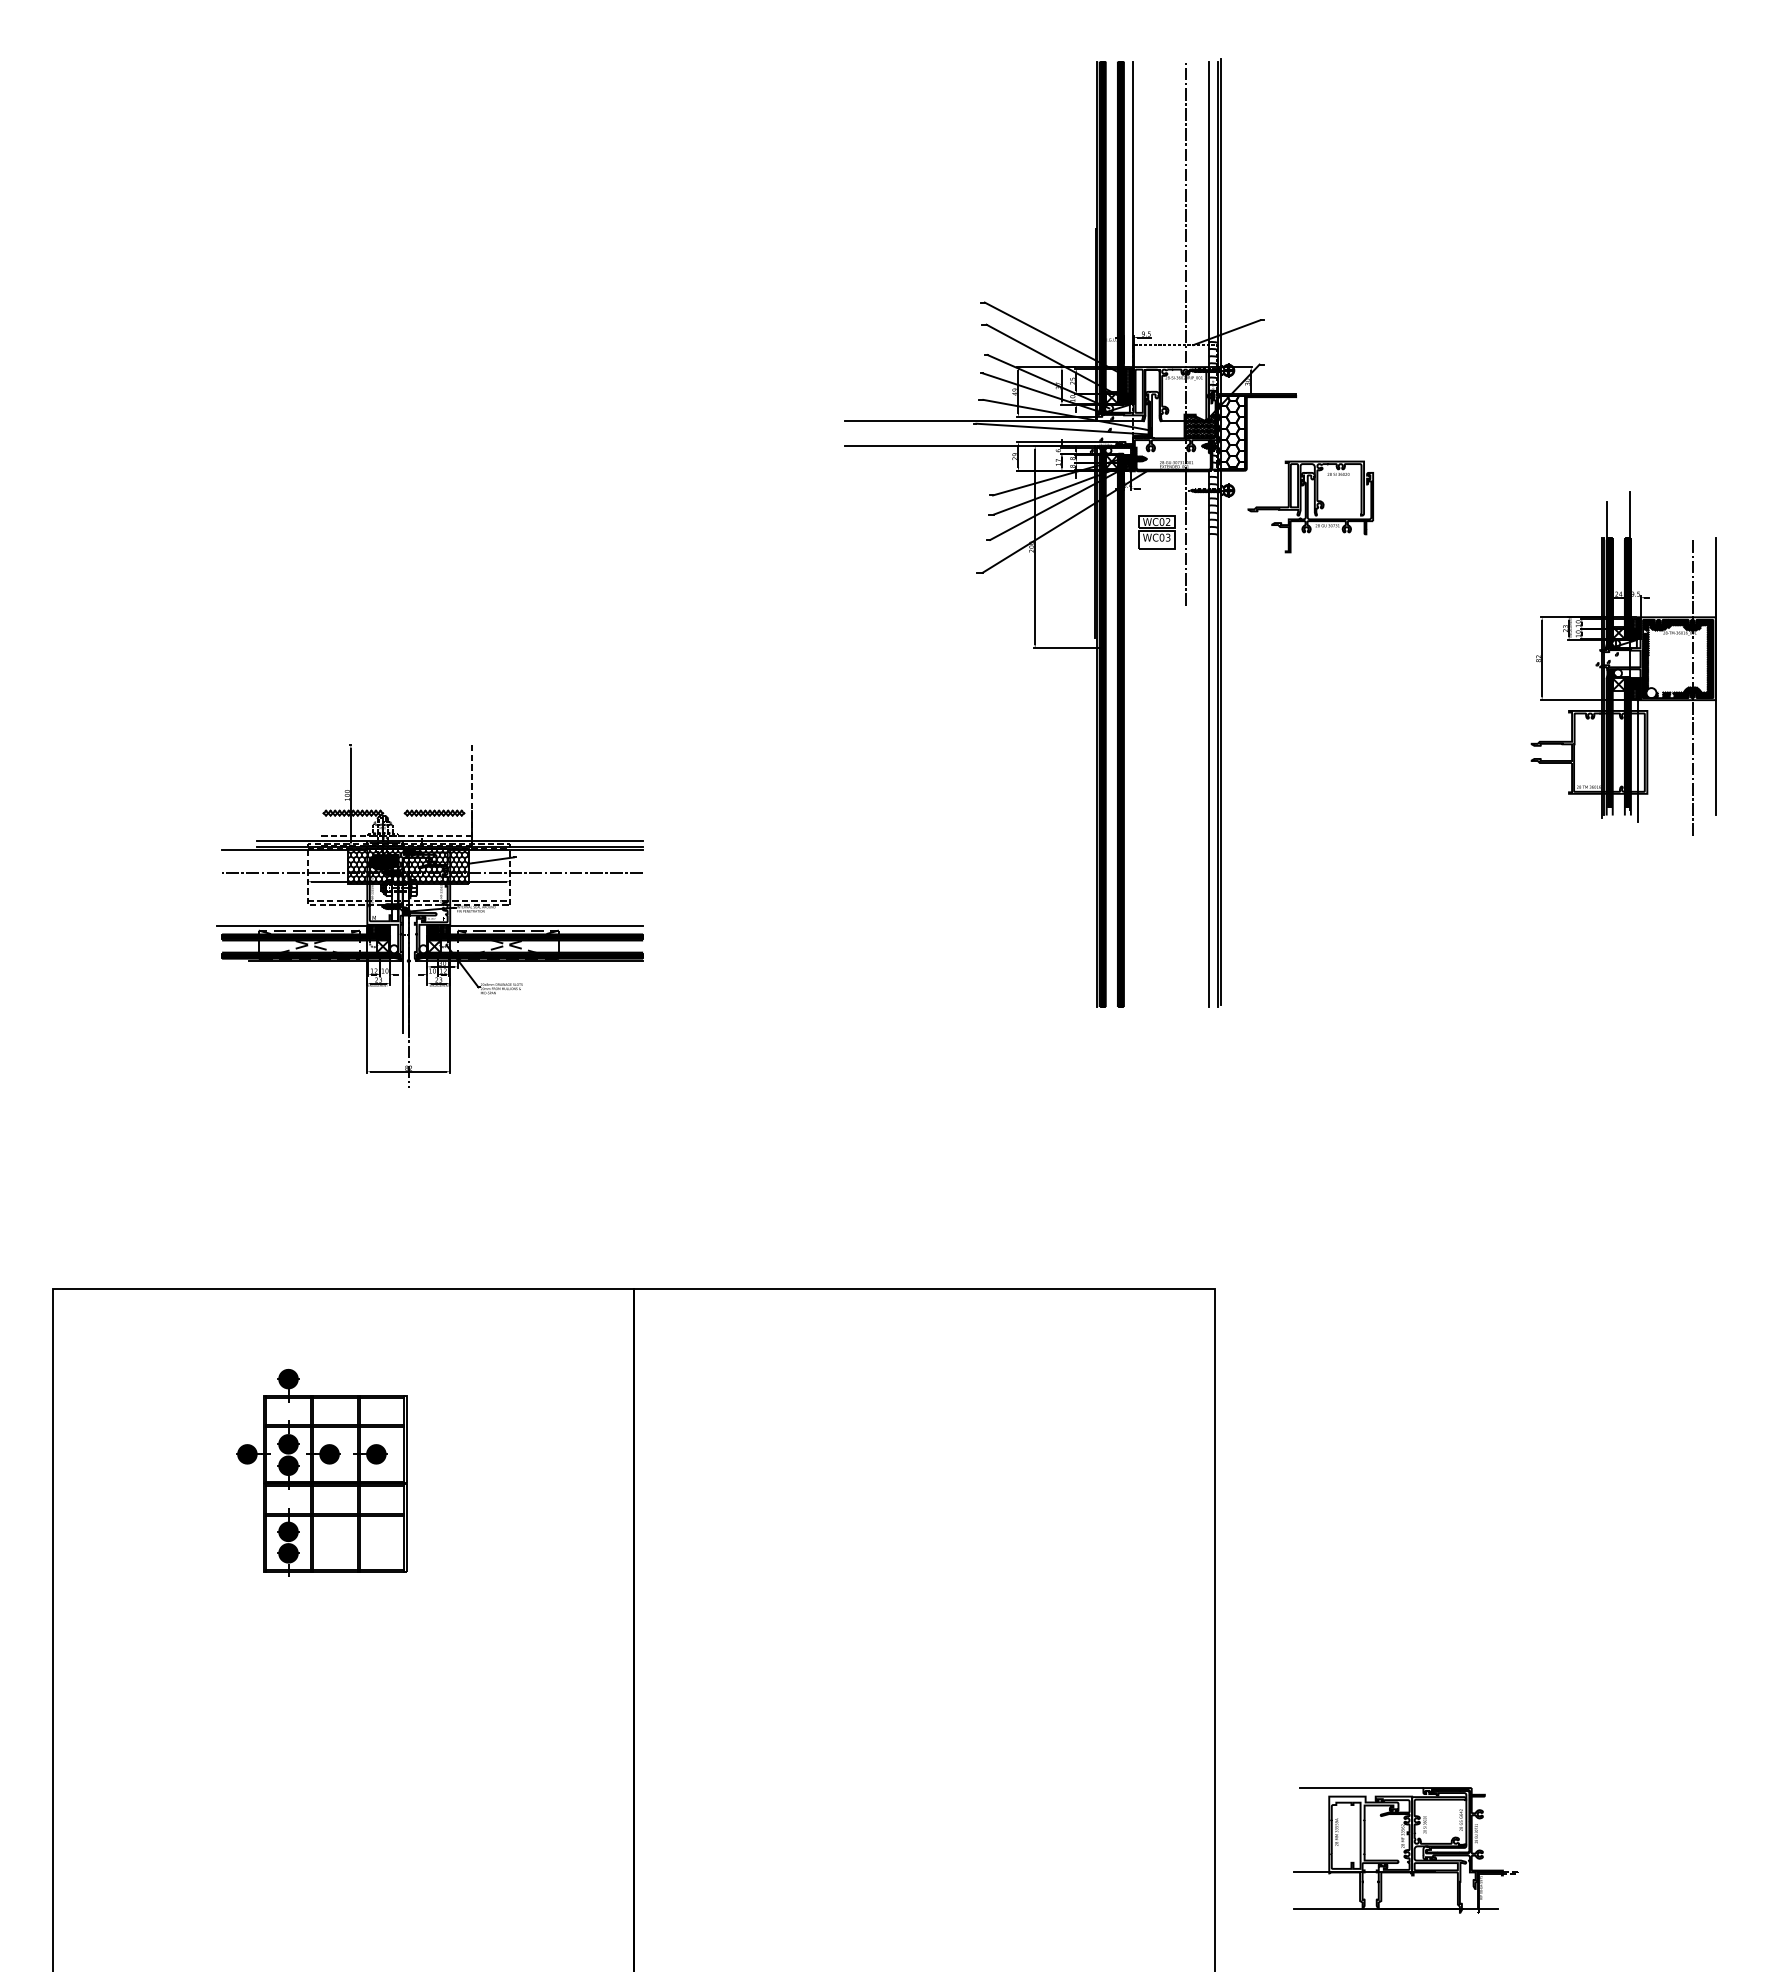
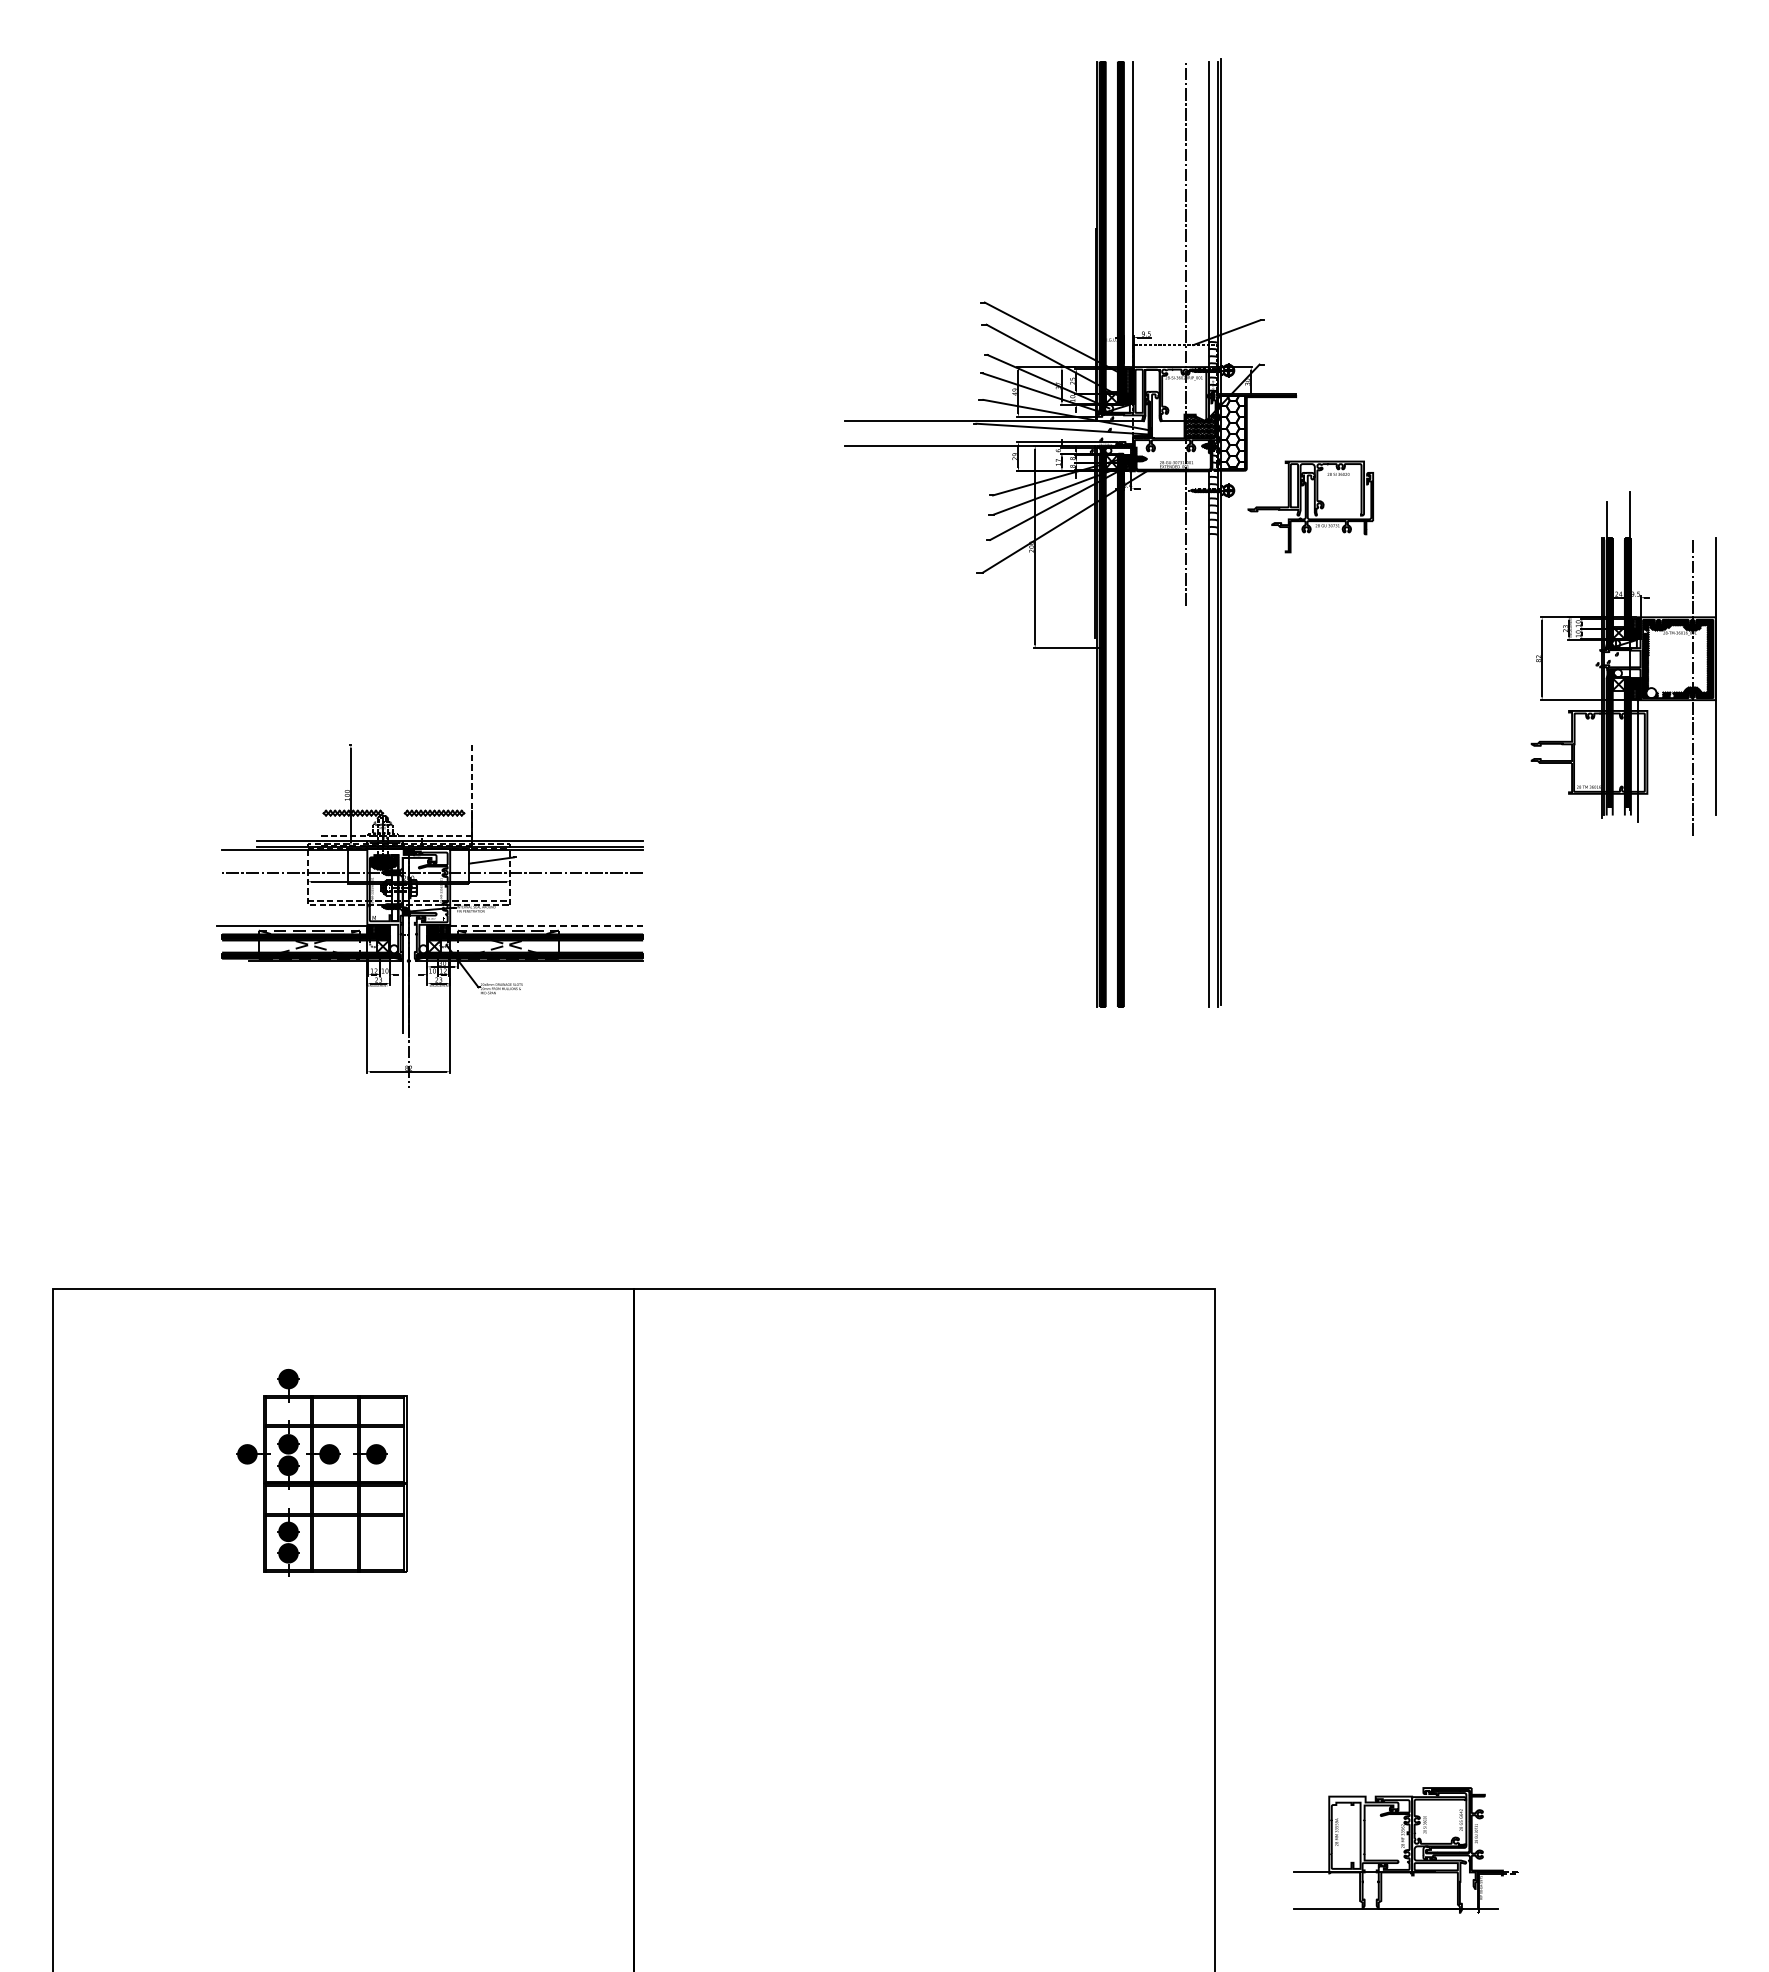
part: present -> none (1156, 532)
hatch: present -> none (408, 866)
line: solid -> dashed (547, 925)
line: present -> none (1361, 1788)
